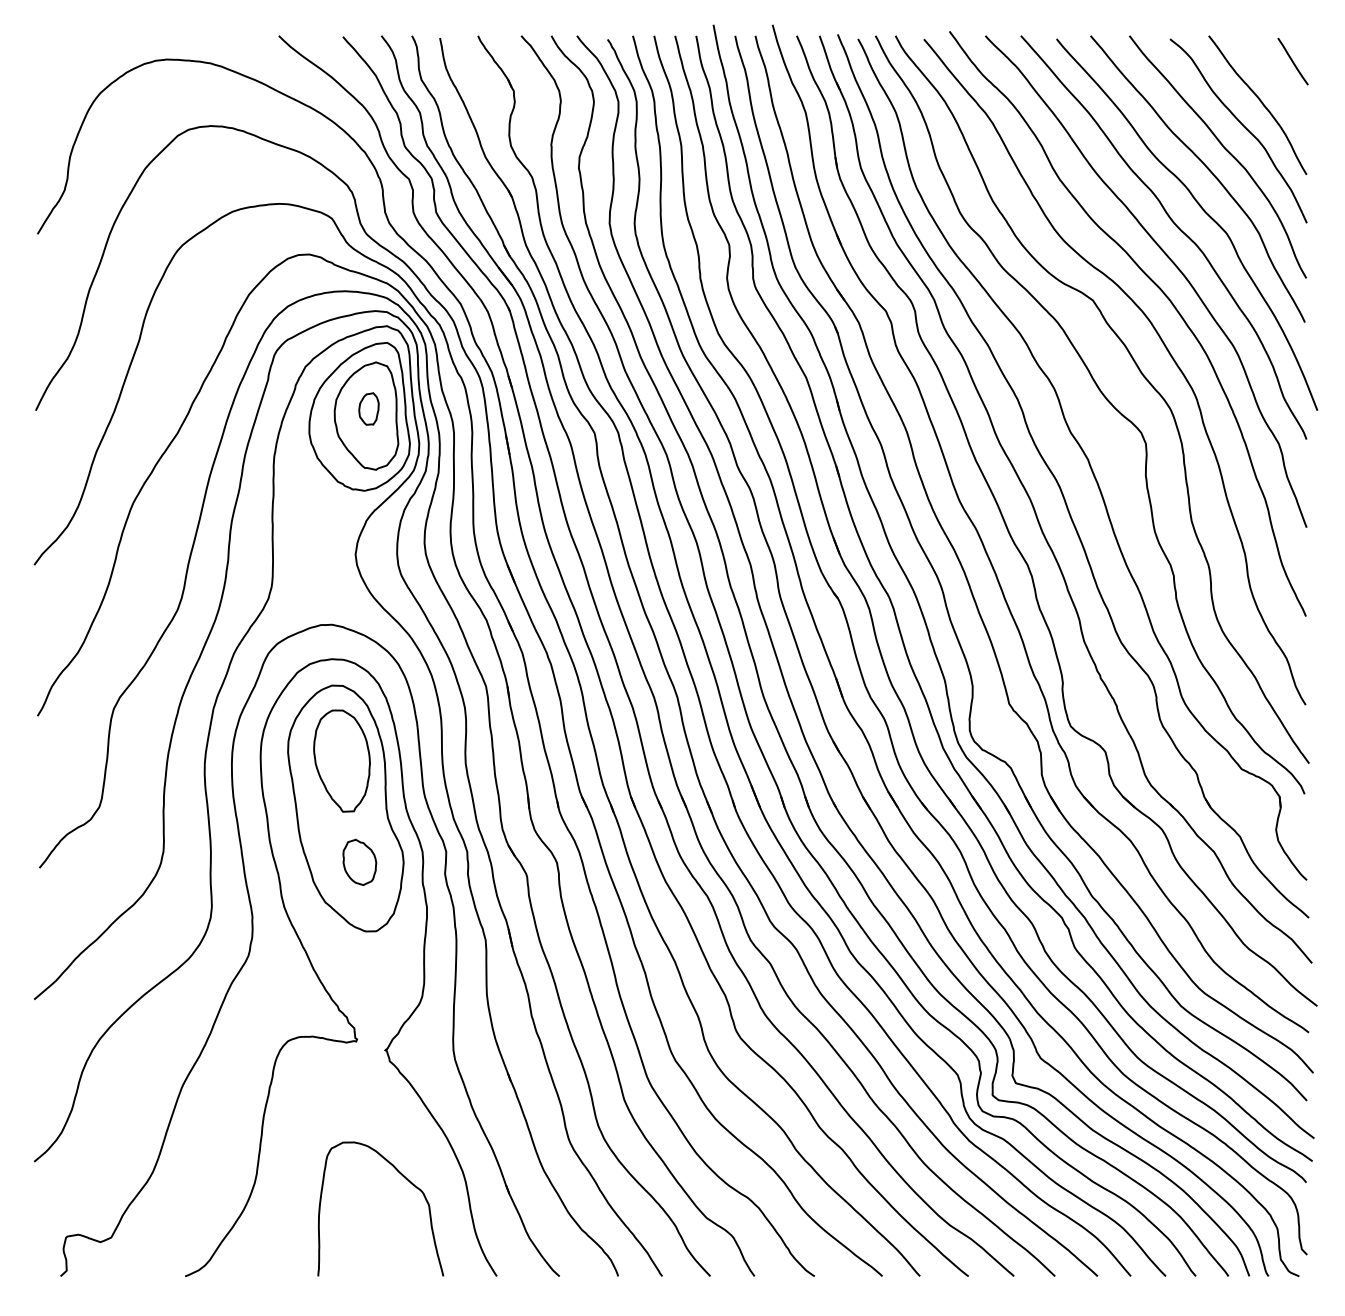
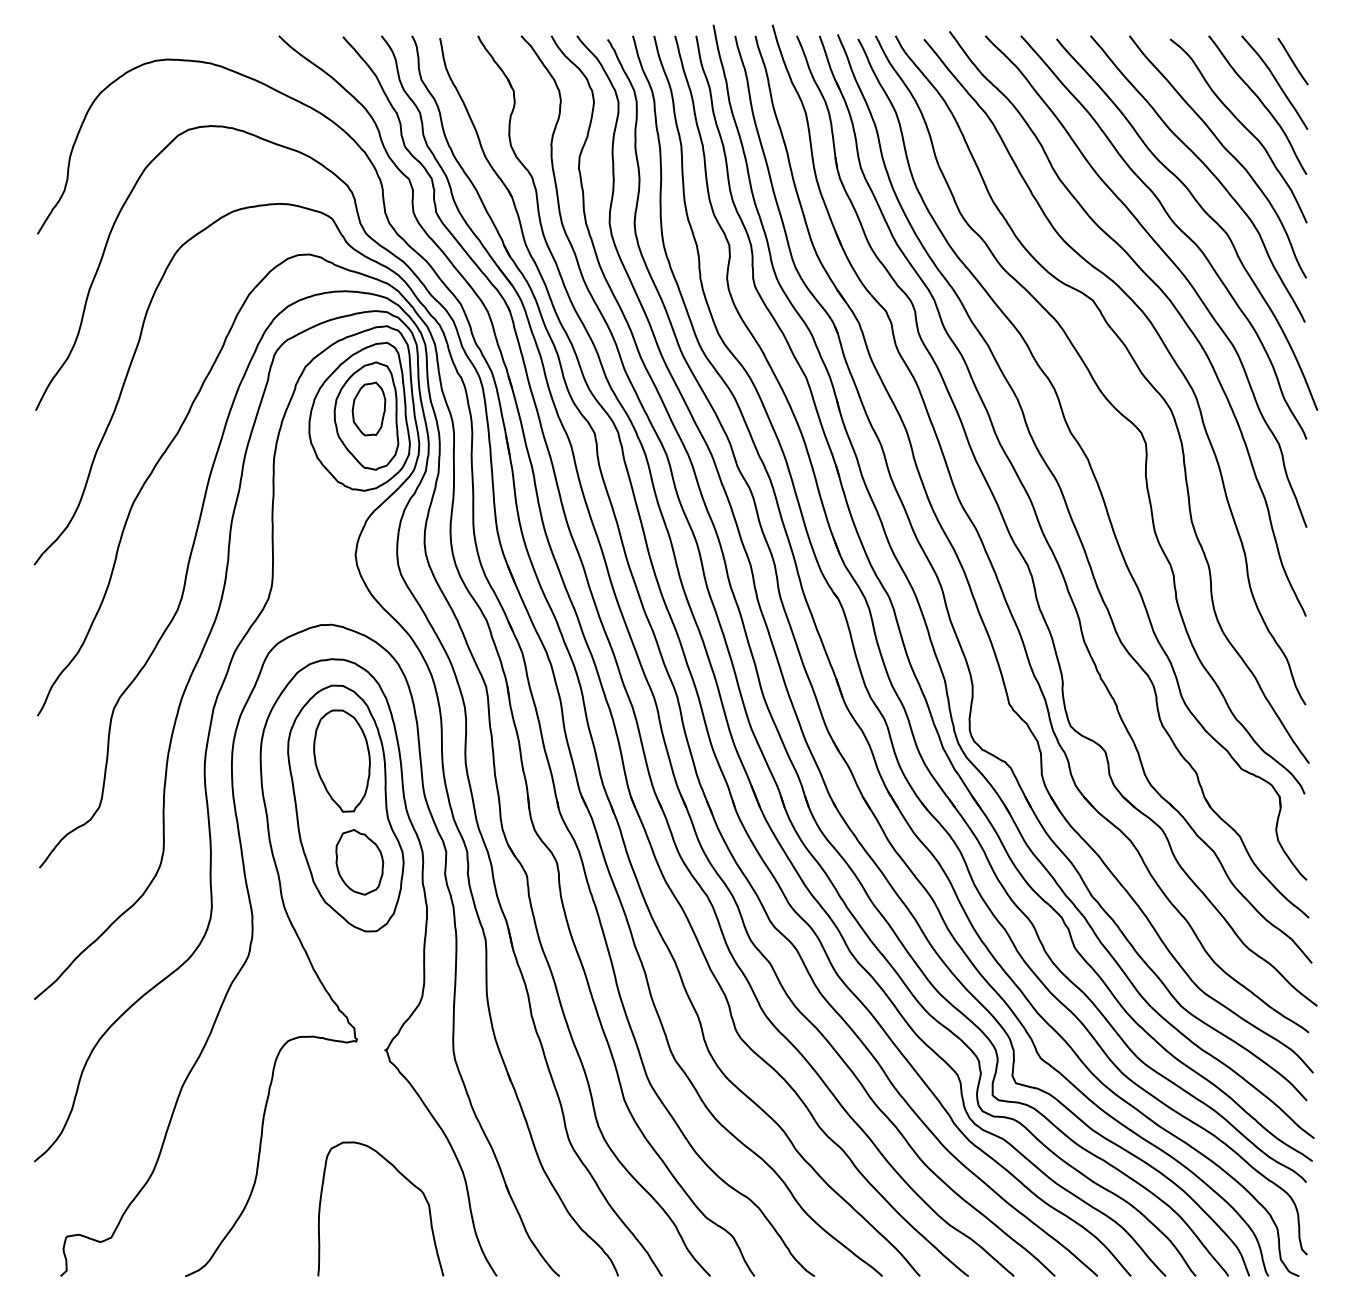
curve: none -> present (1275, 81)
part size: 22x34 px -> 36x56 px (368, 408)
part size: 36x48 px -> 50x67 px (359, 862)
